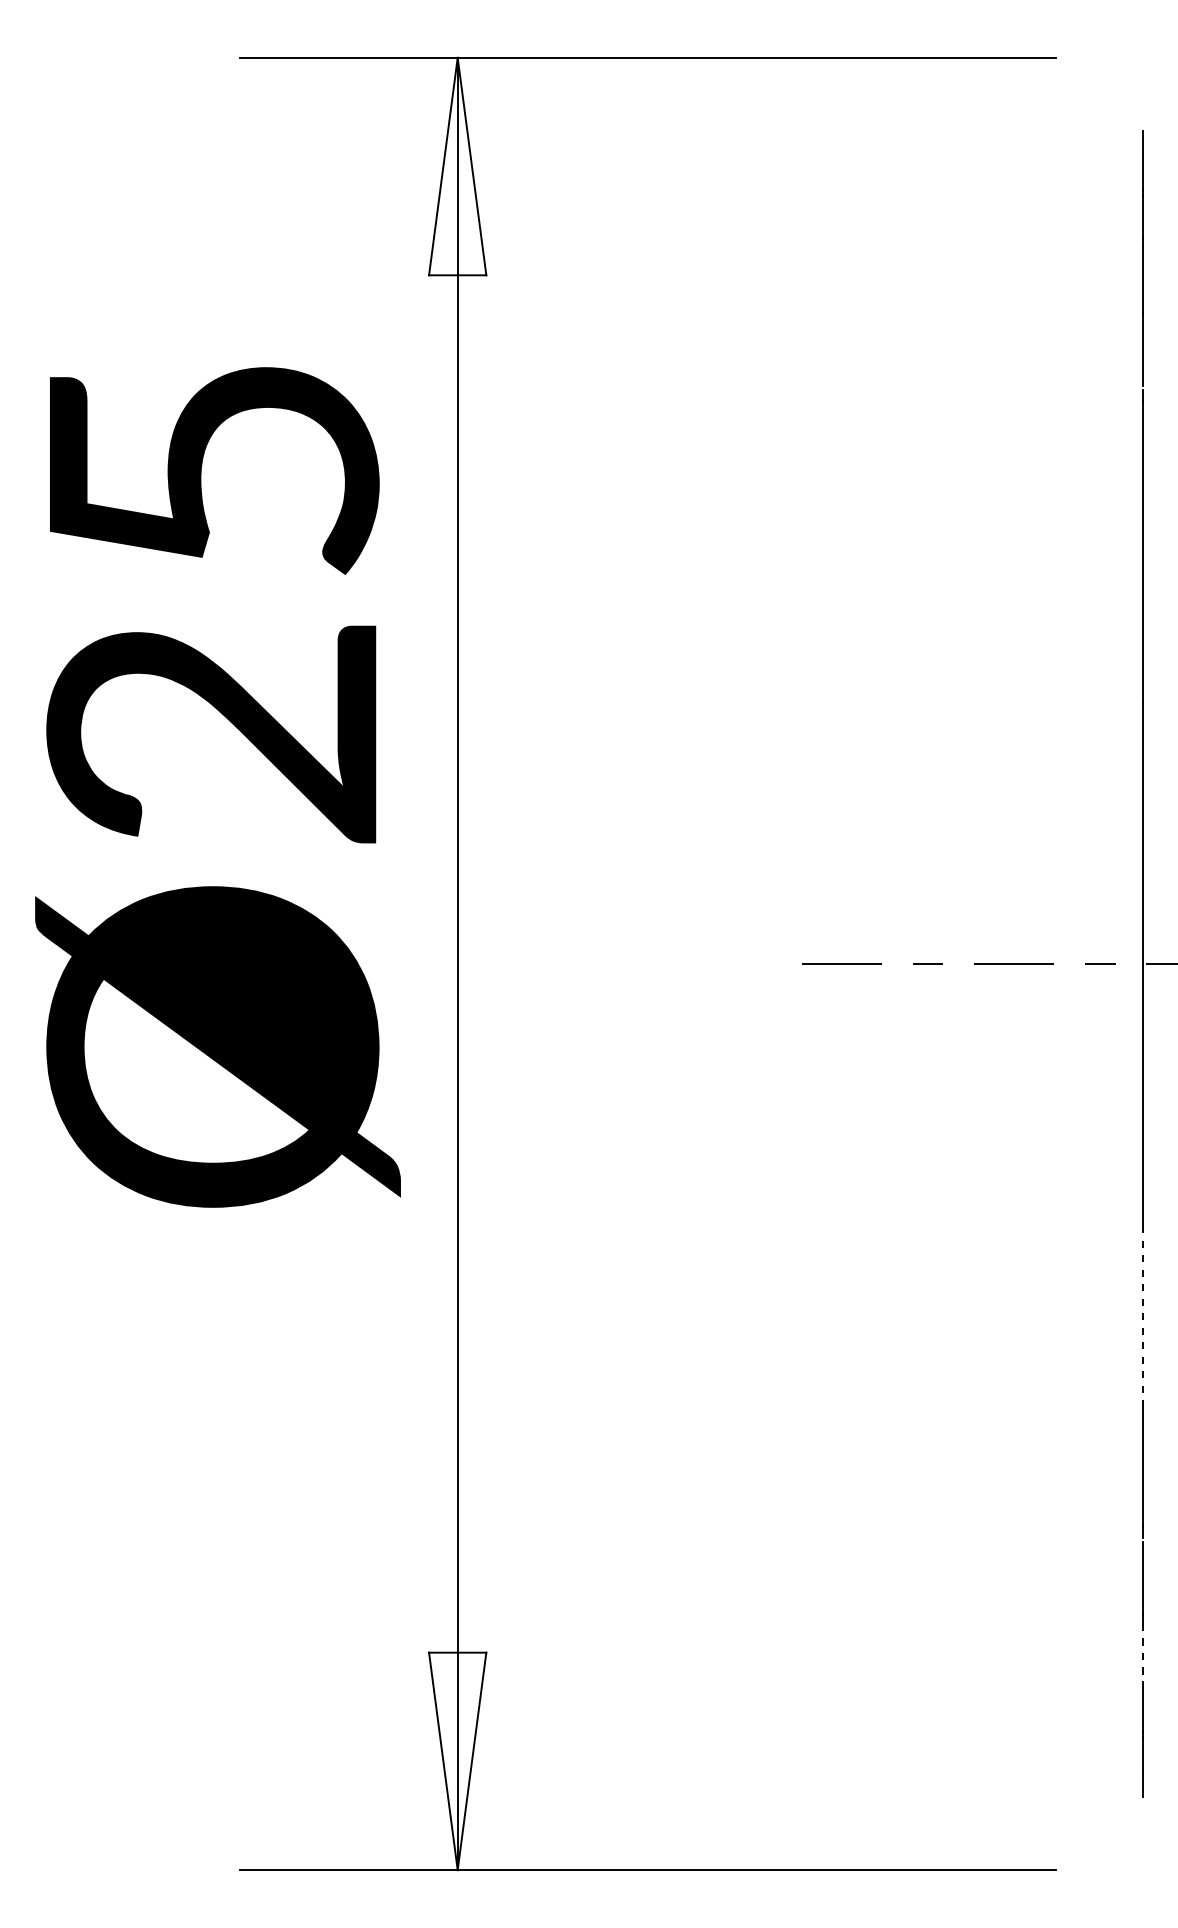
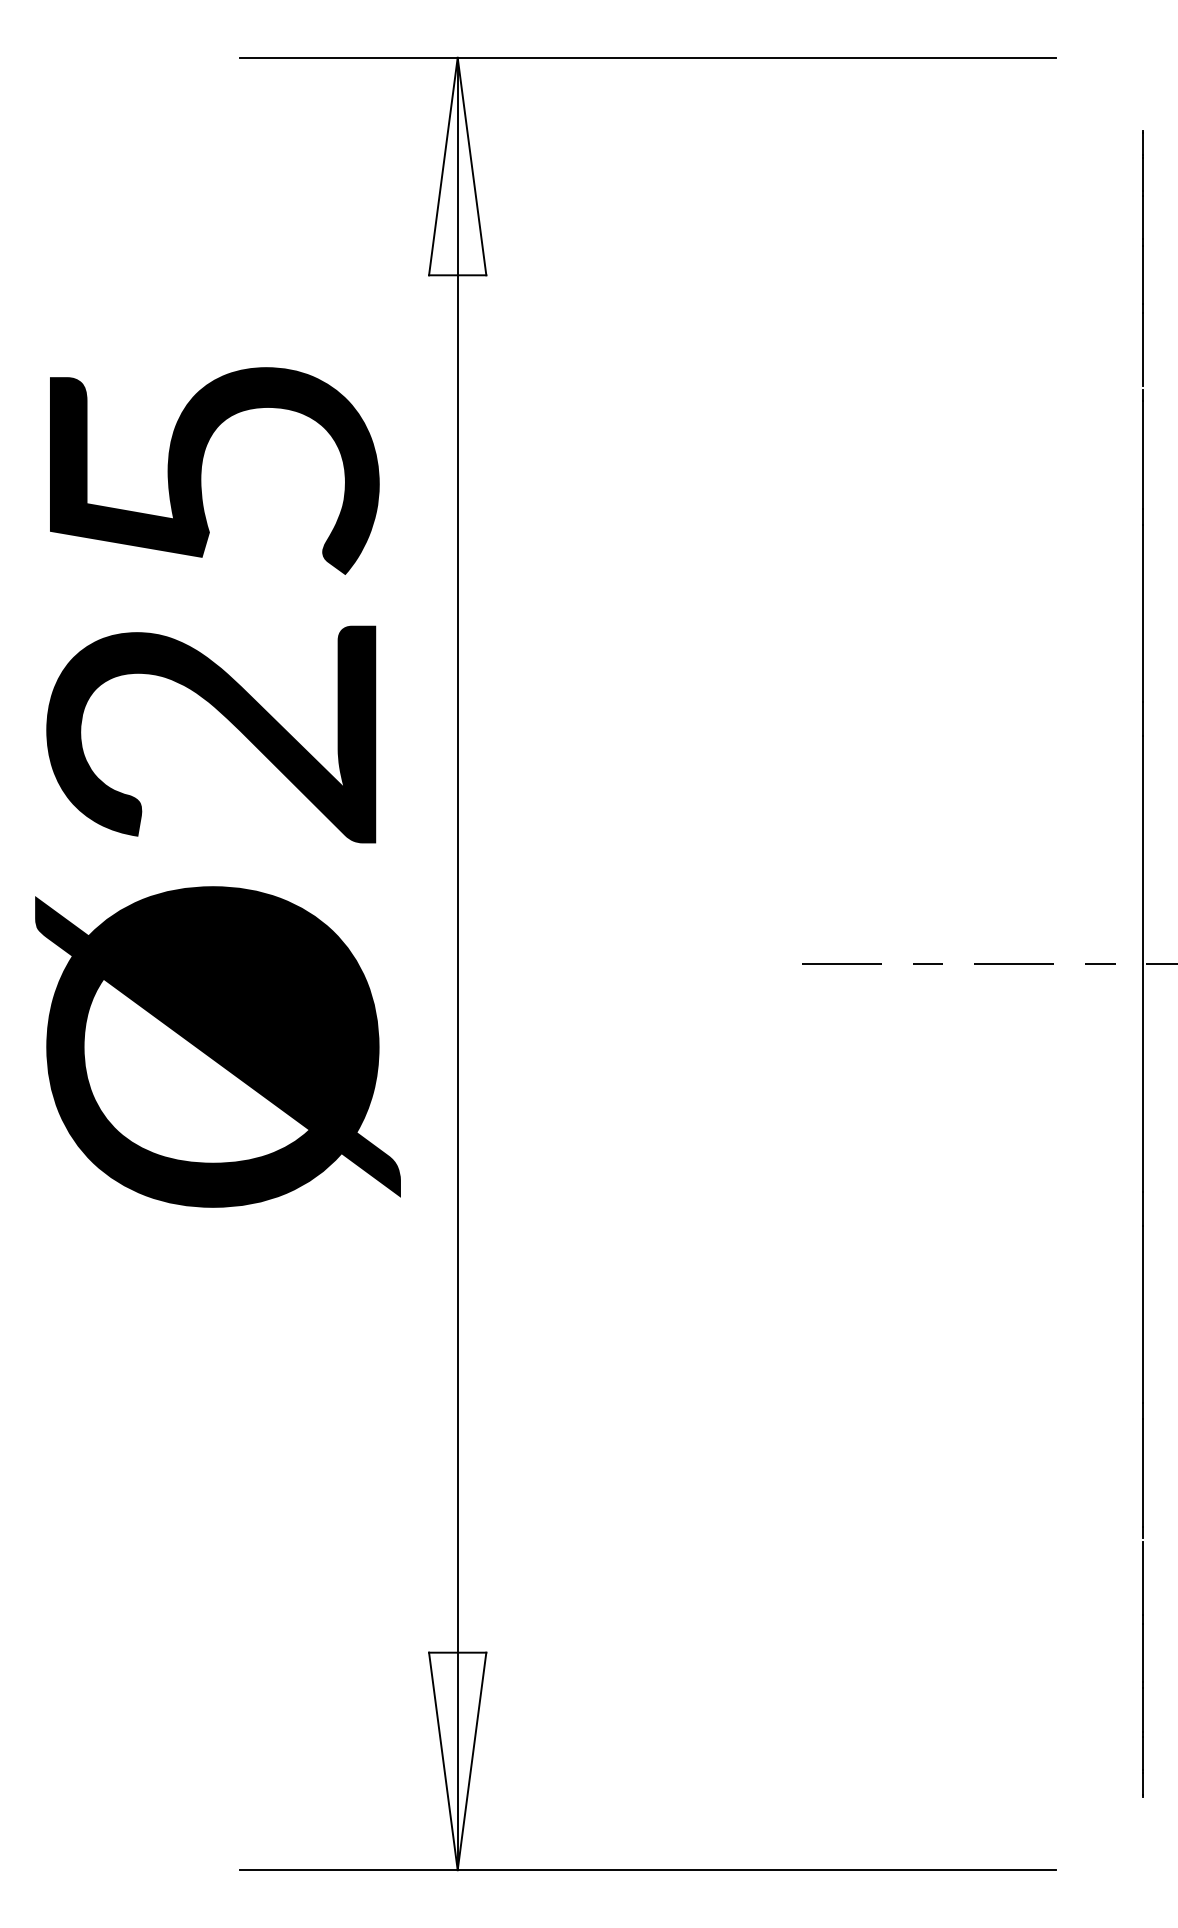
line: dashed -> solid (1142, 1315)
line: dashed -> solid (1142, 1653)
